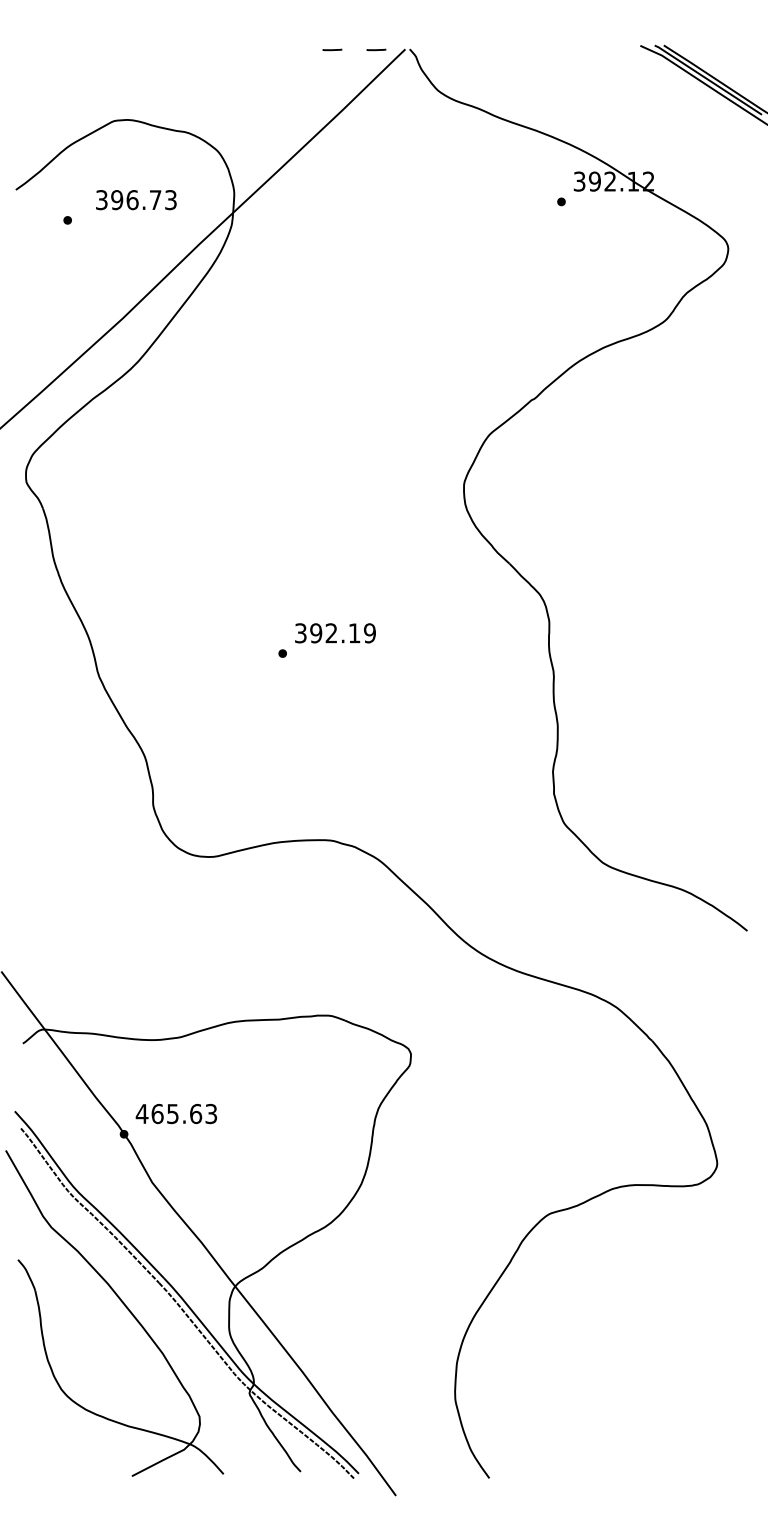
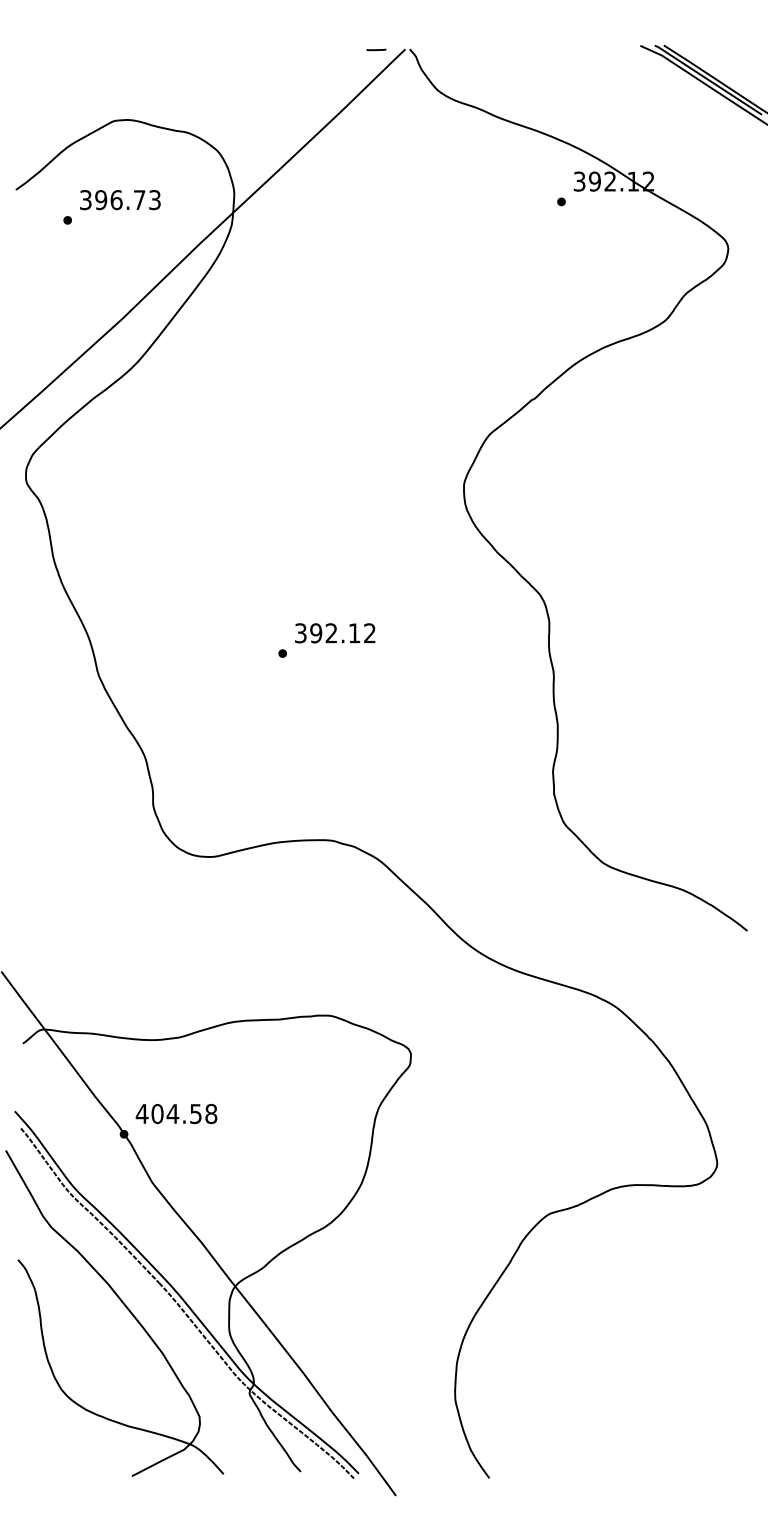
line: present -> none (332, 49)
text position: (136, 200) -> (120, 200) (120, 200)
text: 392.19 -> 392.12 (369, 633)
text: 465.63 -> 404.58 (184, 1113)
